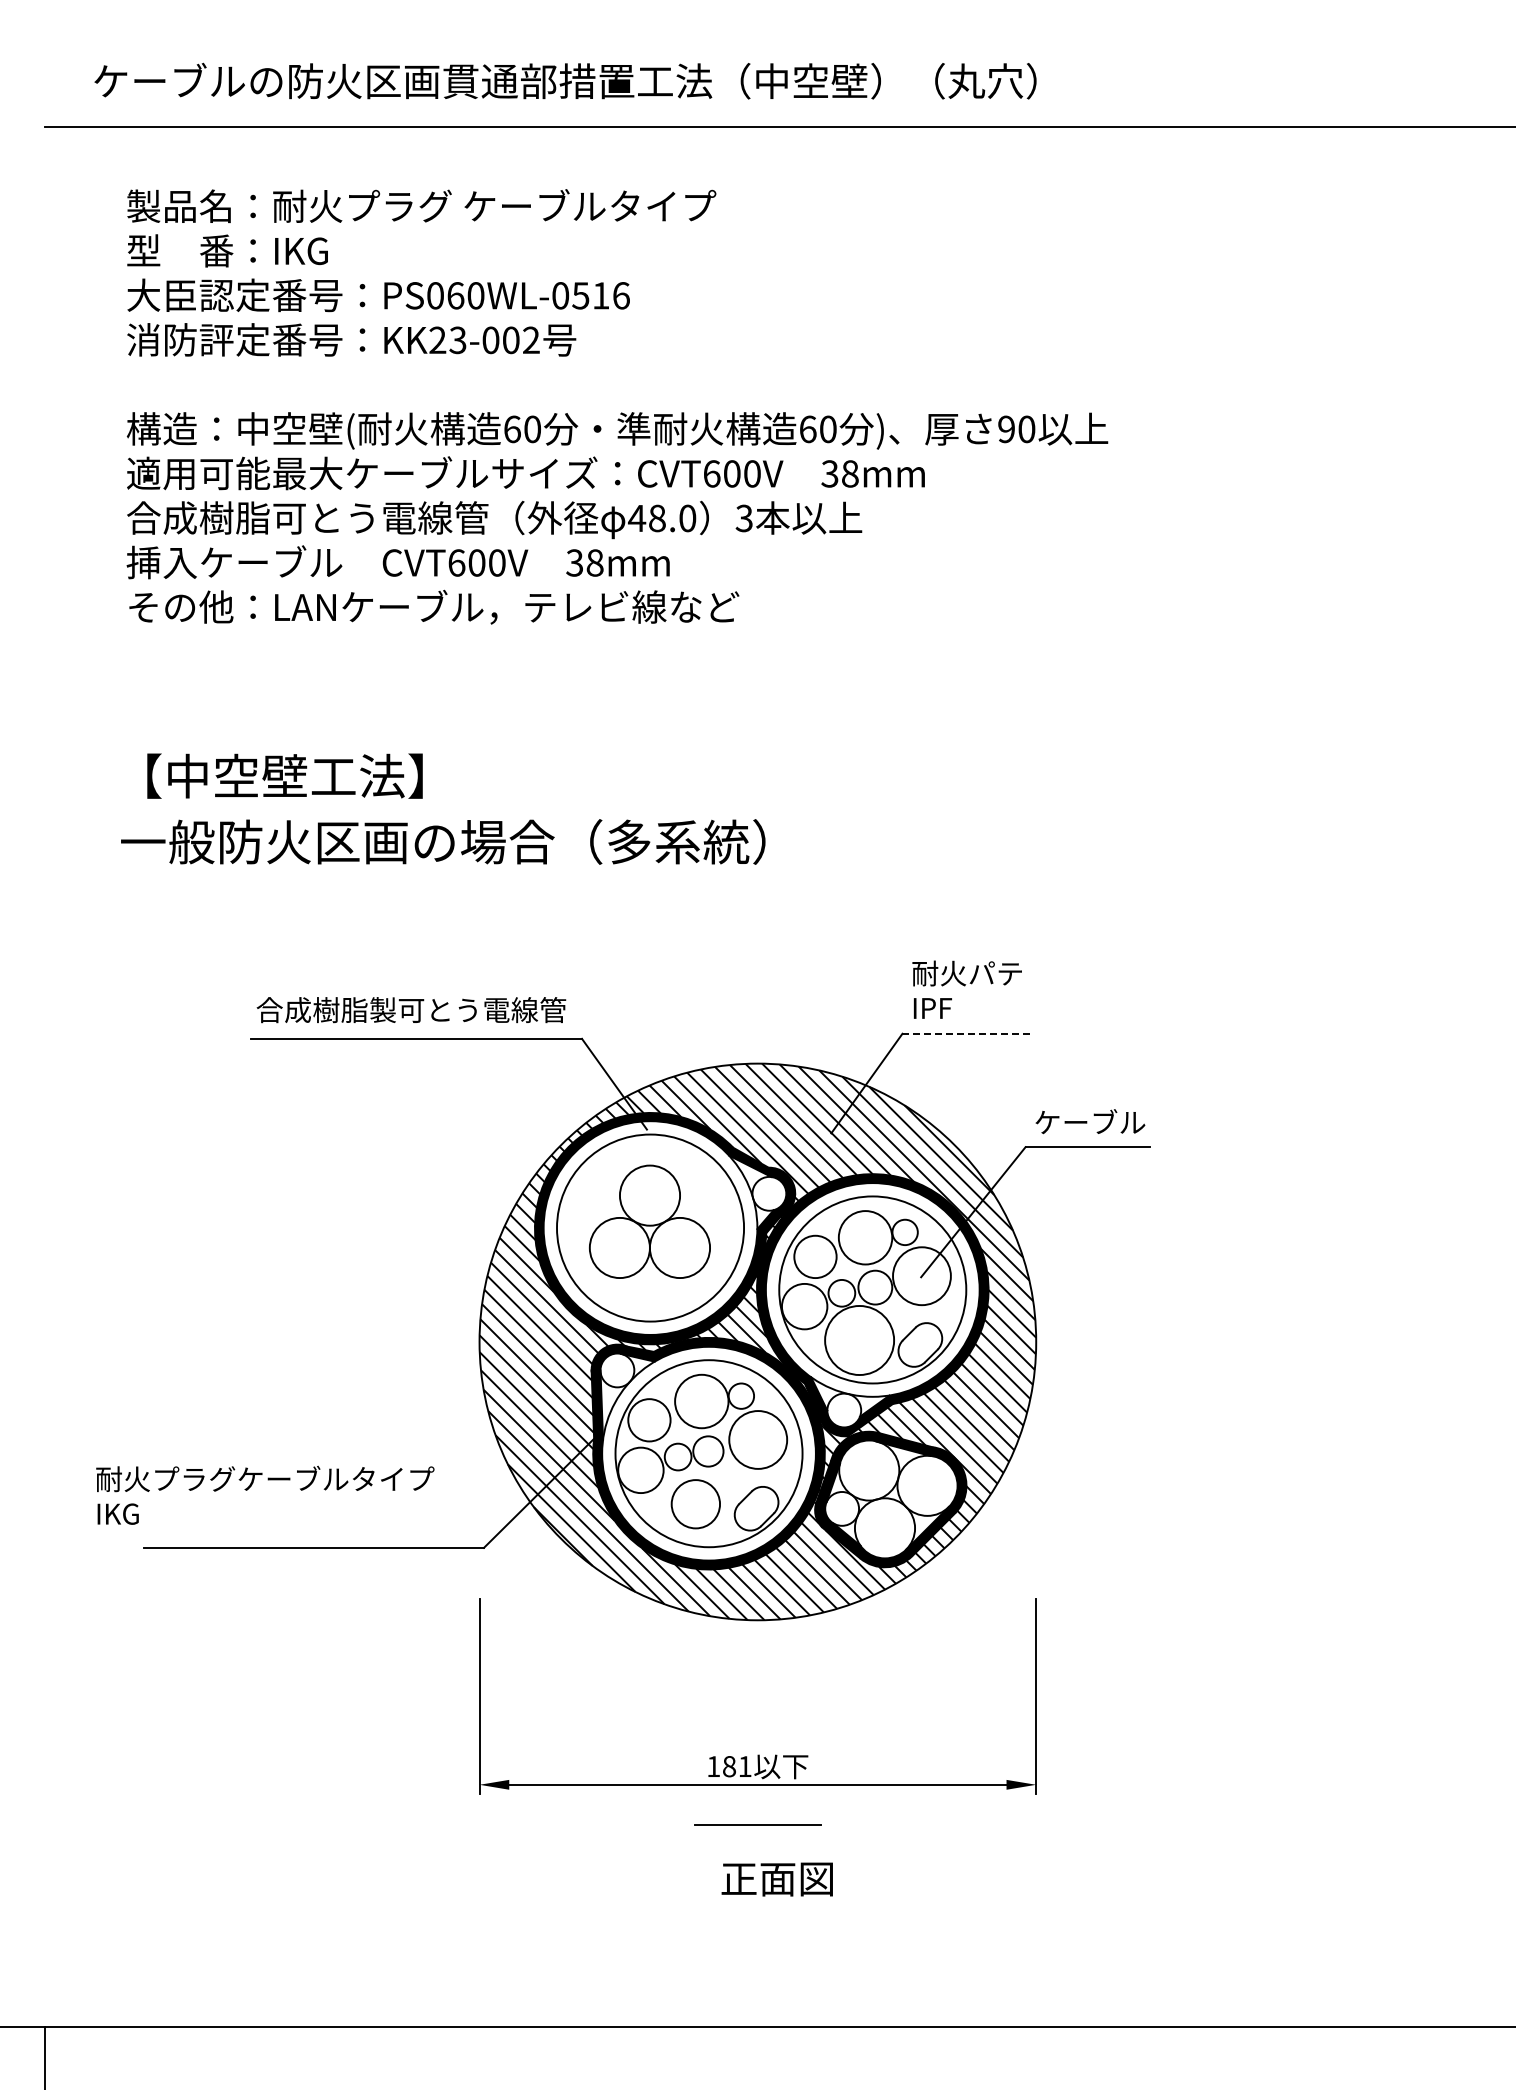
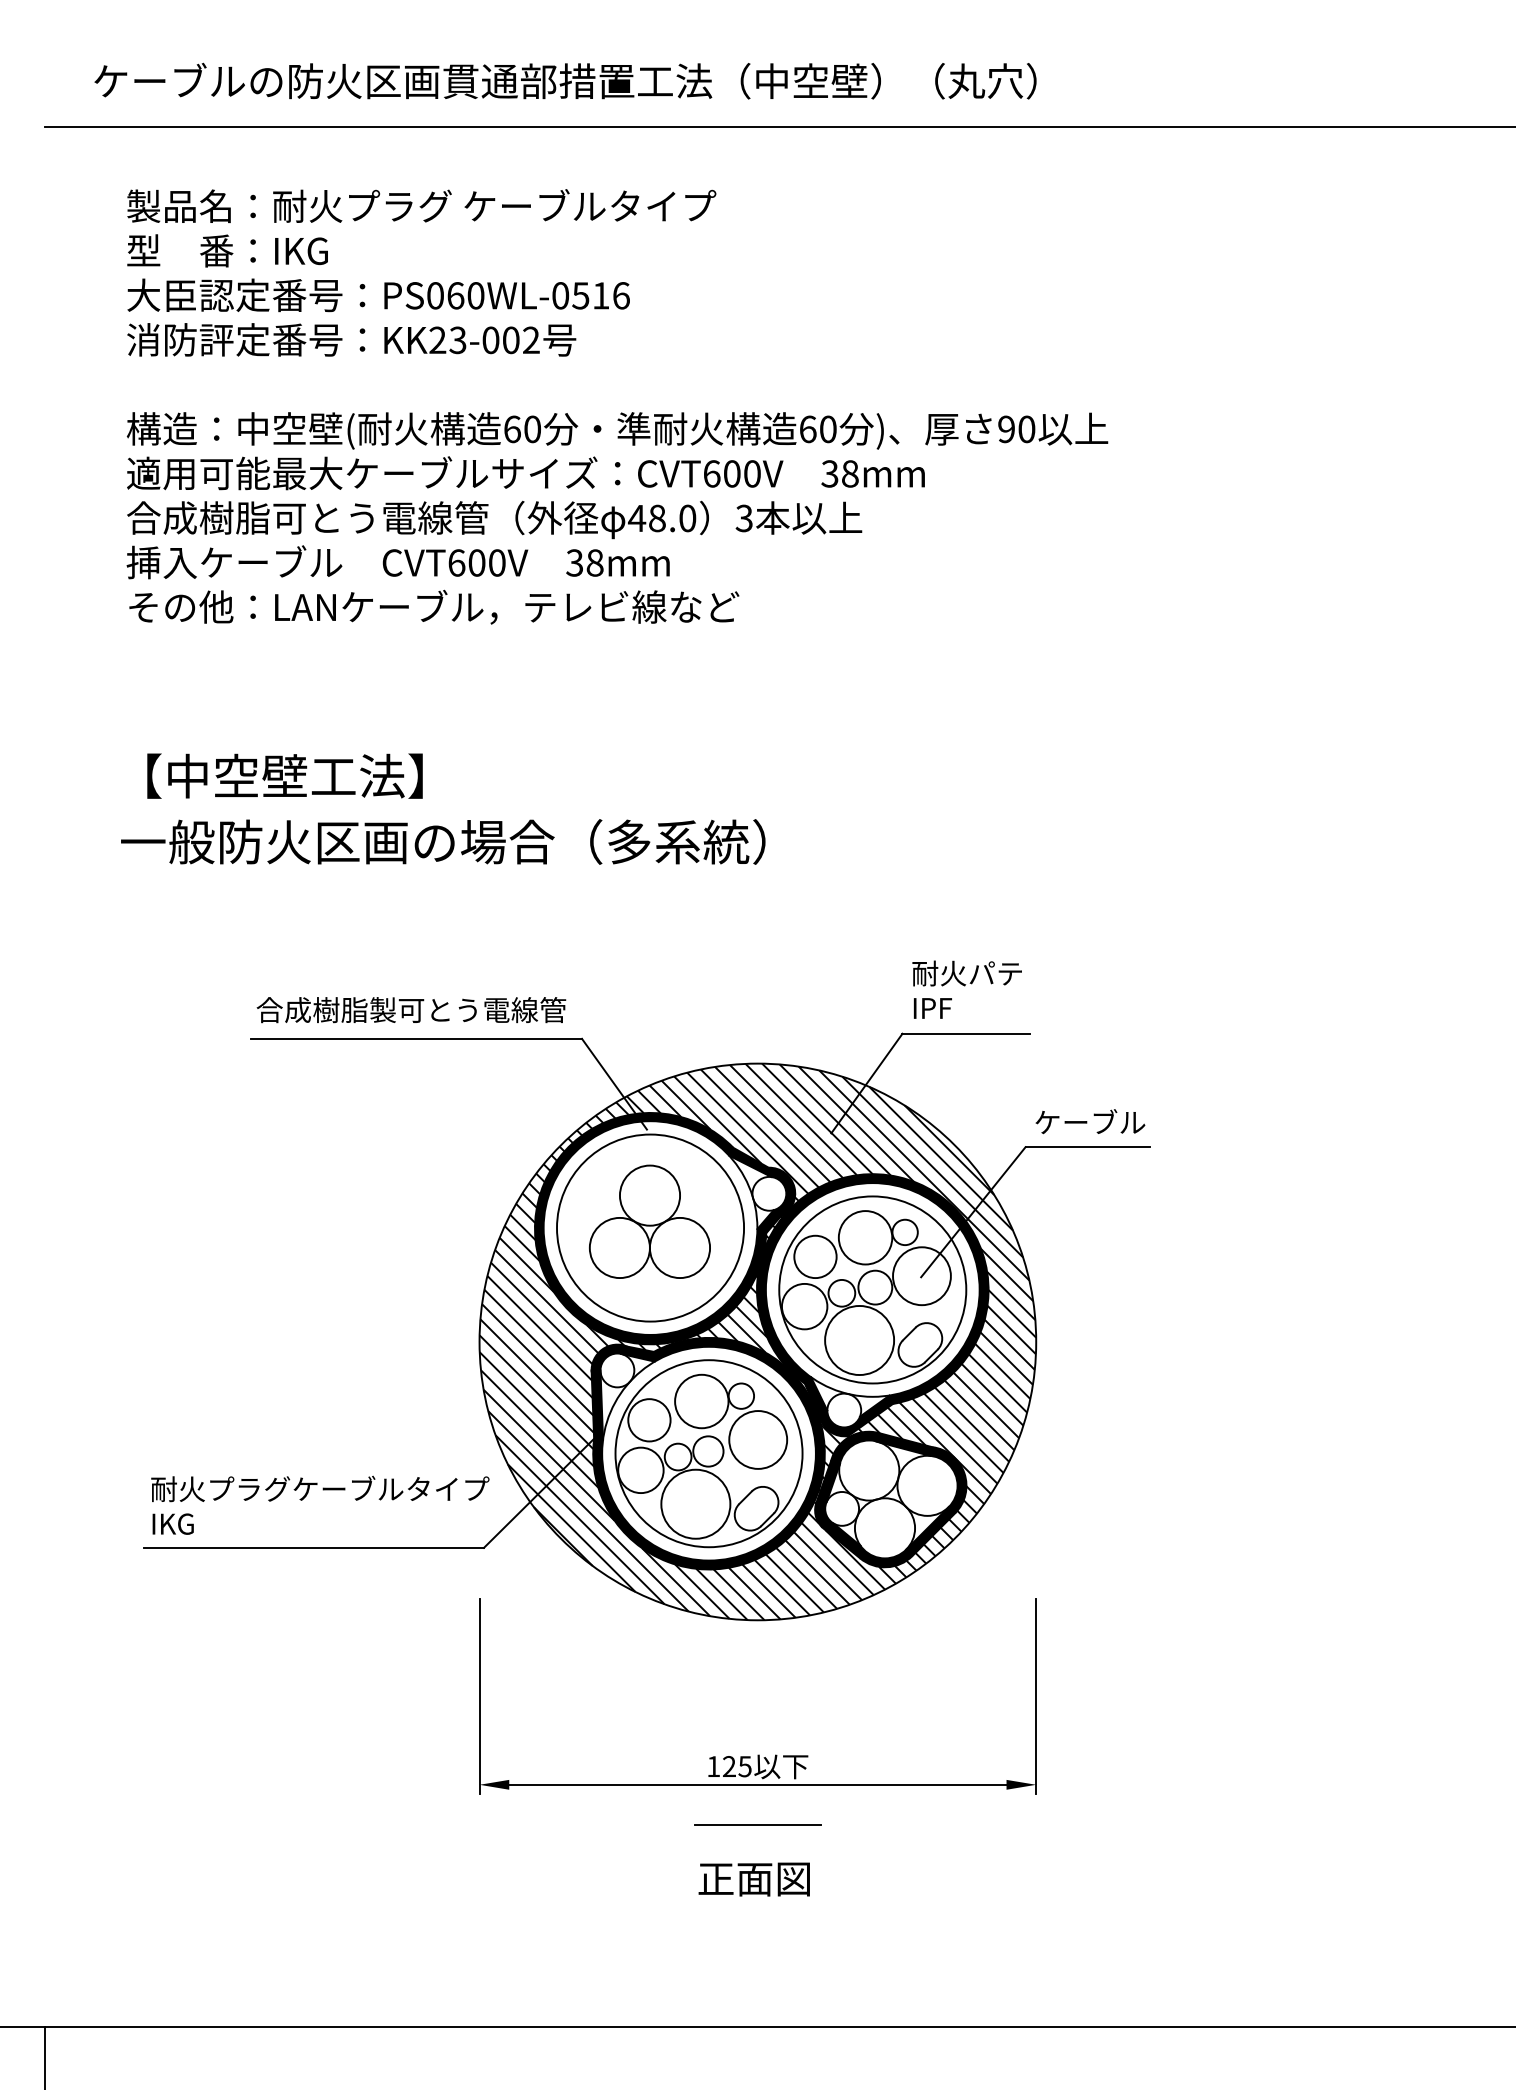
line: dashed -> solid (966, 1033)
text position: (265, 1494) -> (320, 1504) (320, 1504)
circle diameter: 48 px -> 69 px (695, 1503)
text: 181 -> 125 (737, 1766)
text position: (776, 1879) -> (753, 1879) (753, 1879)
